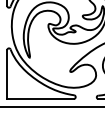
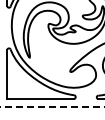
line: solid -> dashed (52, 106)
